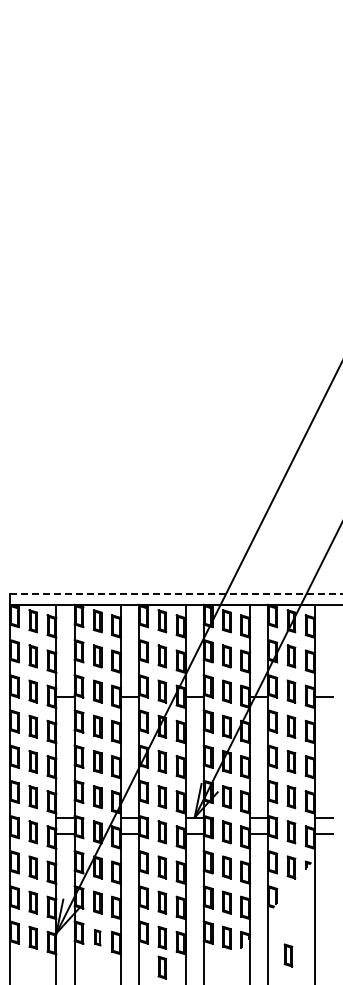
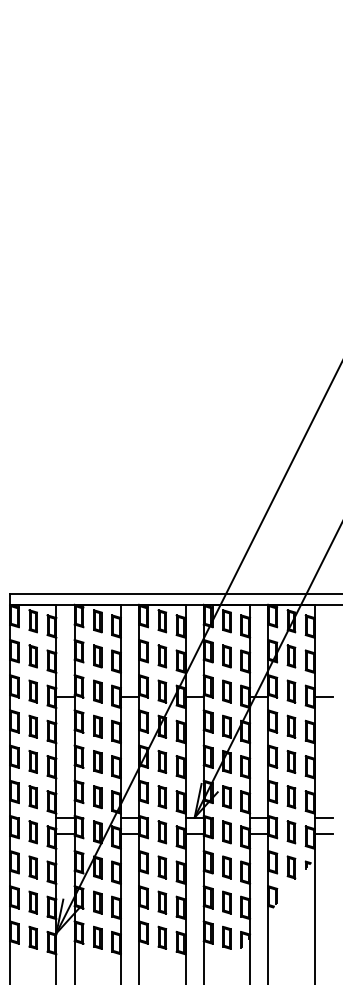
line: dashed -> solid (176, 594)
part size: 8x18 px -> 10x25 px (97, 937)
part: present -> none (288, 955)
part: present -> none (162, 967)
